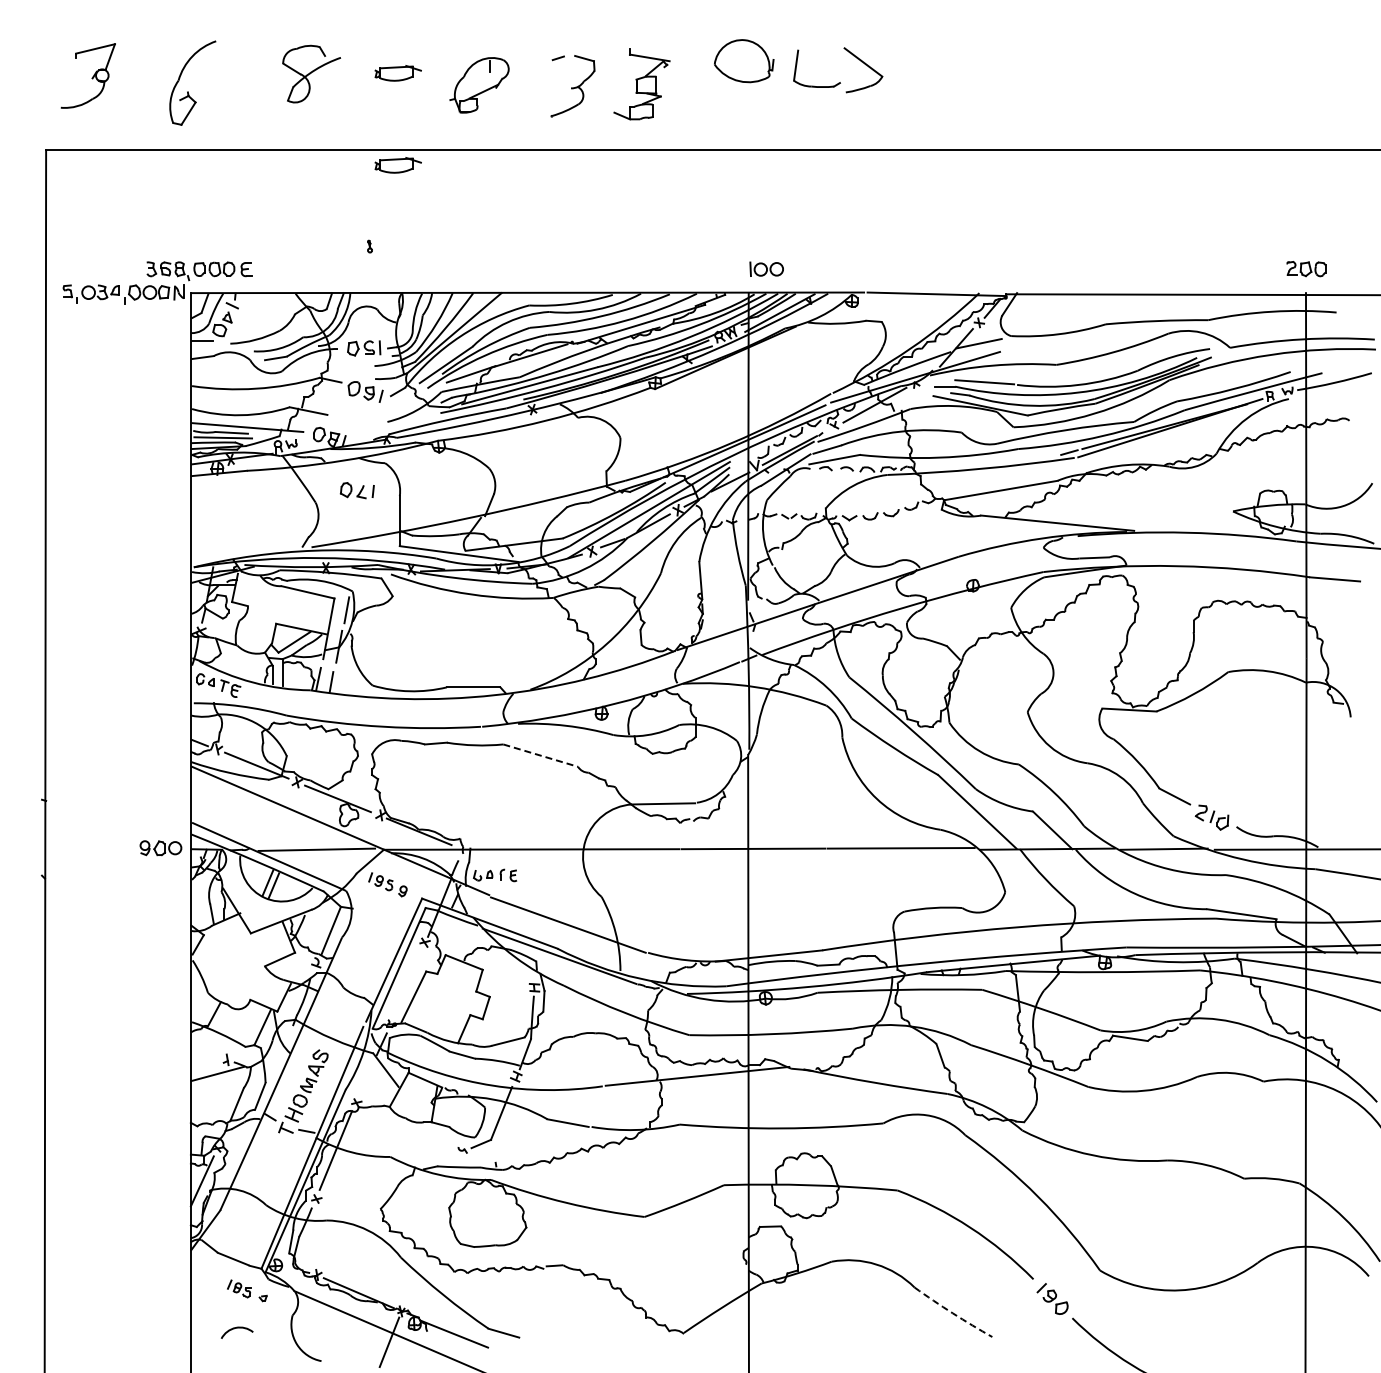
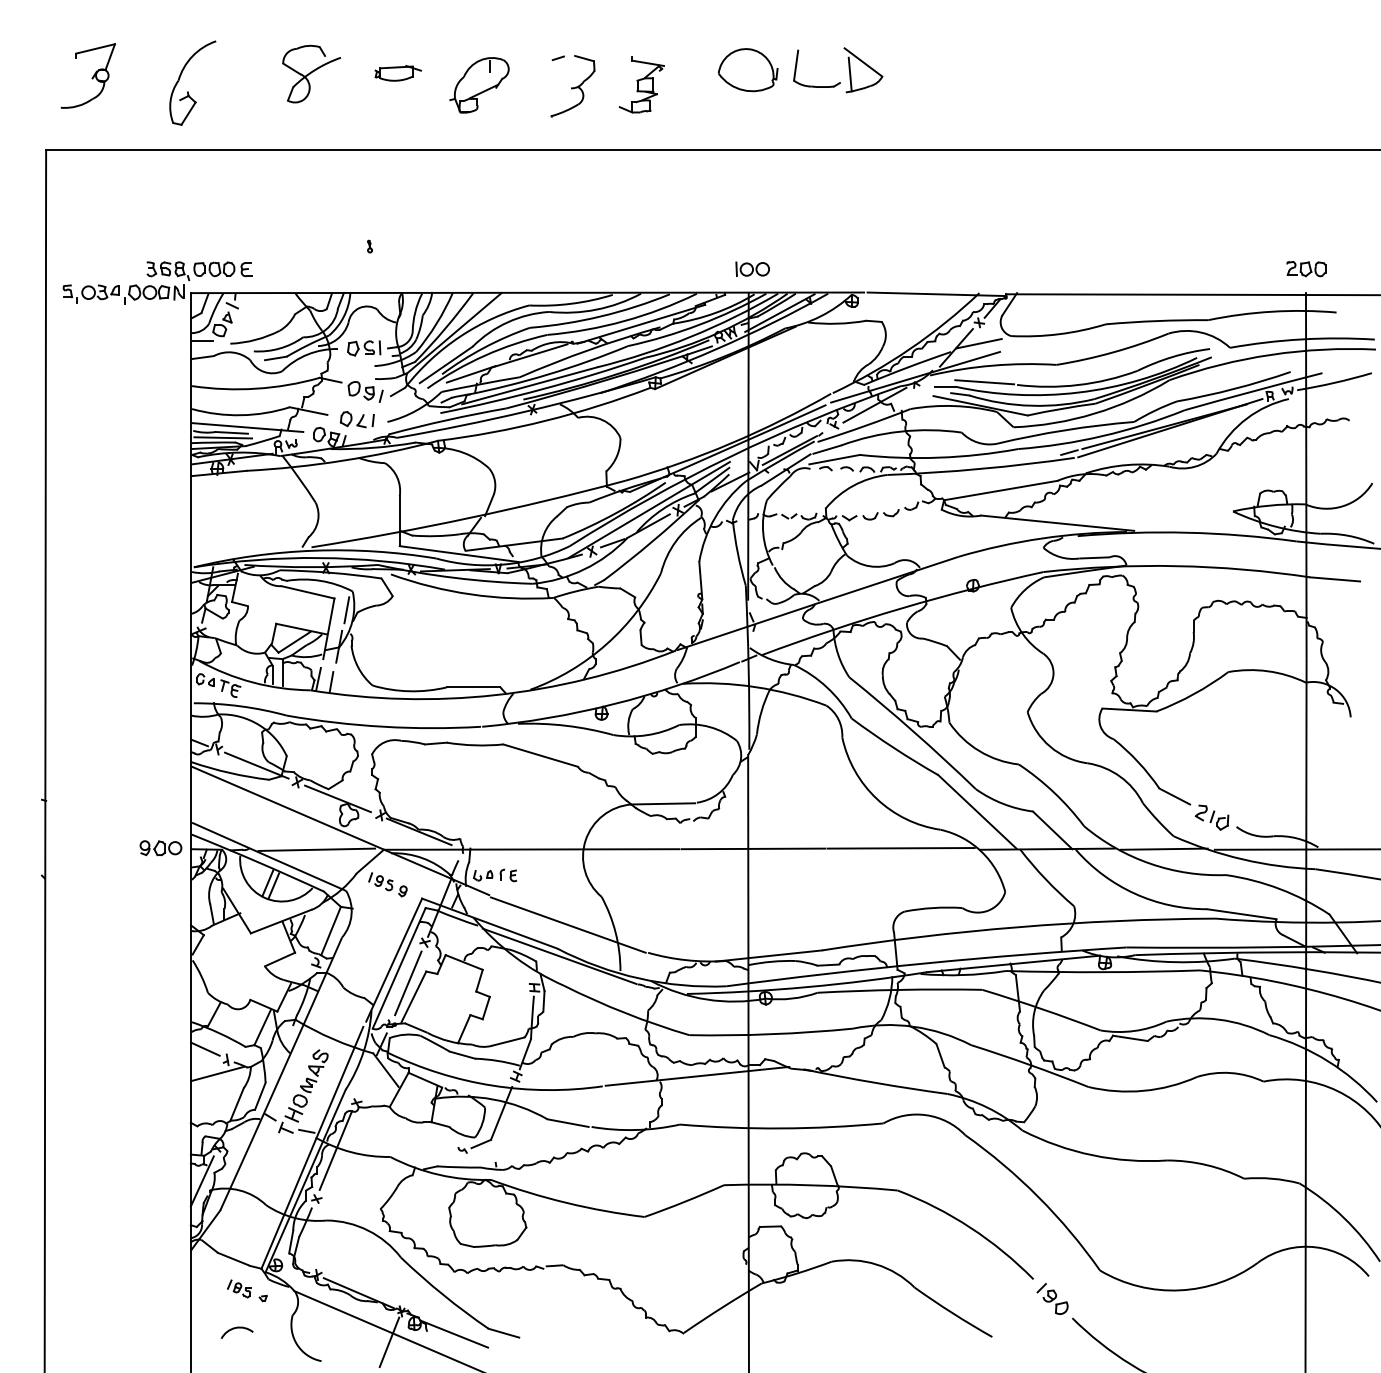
part position: (744, 61) -> (748, 70) (748, 70)
line: none -> present (849, 74)
part size: 58x73 px -> 47x58 px (641, 84)
part: present -> none (397, 165)
part position: (766, 268) -> (752, 268) (752, 268)
part position: (356, 490) -> (356, 419) (356, 419)
line: dashed -> solid (541, 755)
line: none -> present (408, 983)
line: none -> present (205, 1048)
arc: dashed -> solid (952, 1313)
